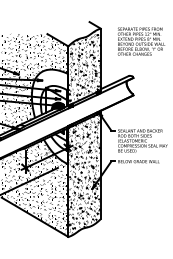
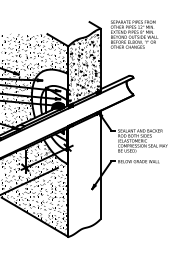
text position: (141, 41) -> (134, 34) (134, 34)
hatch: present -> none (84, 174)
